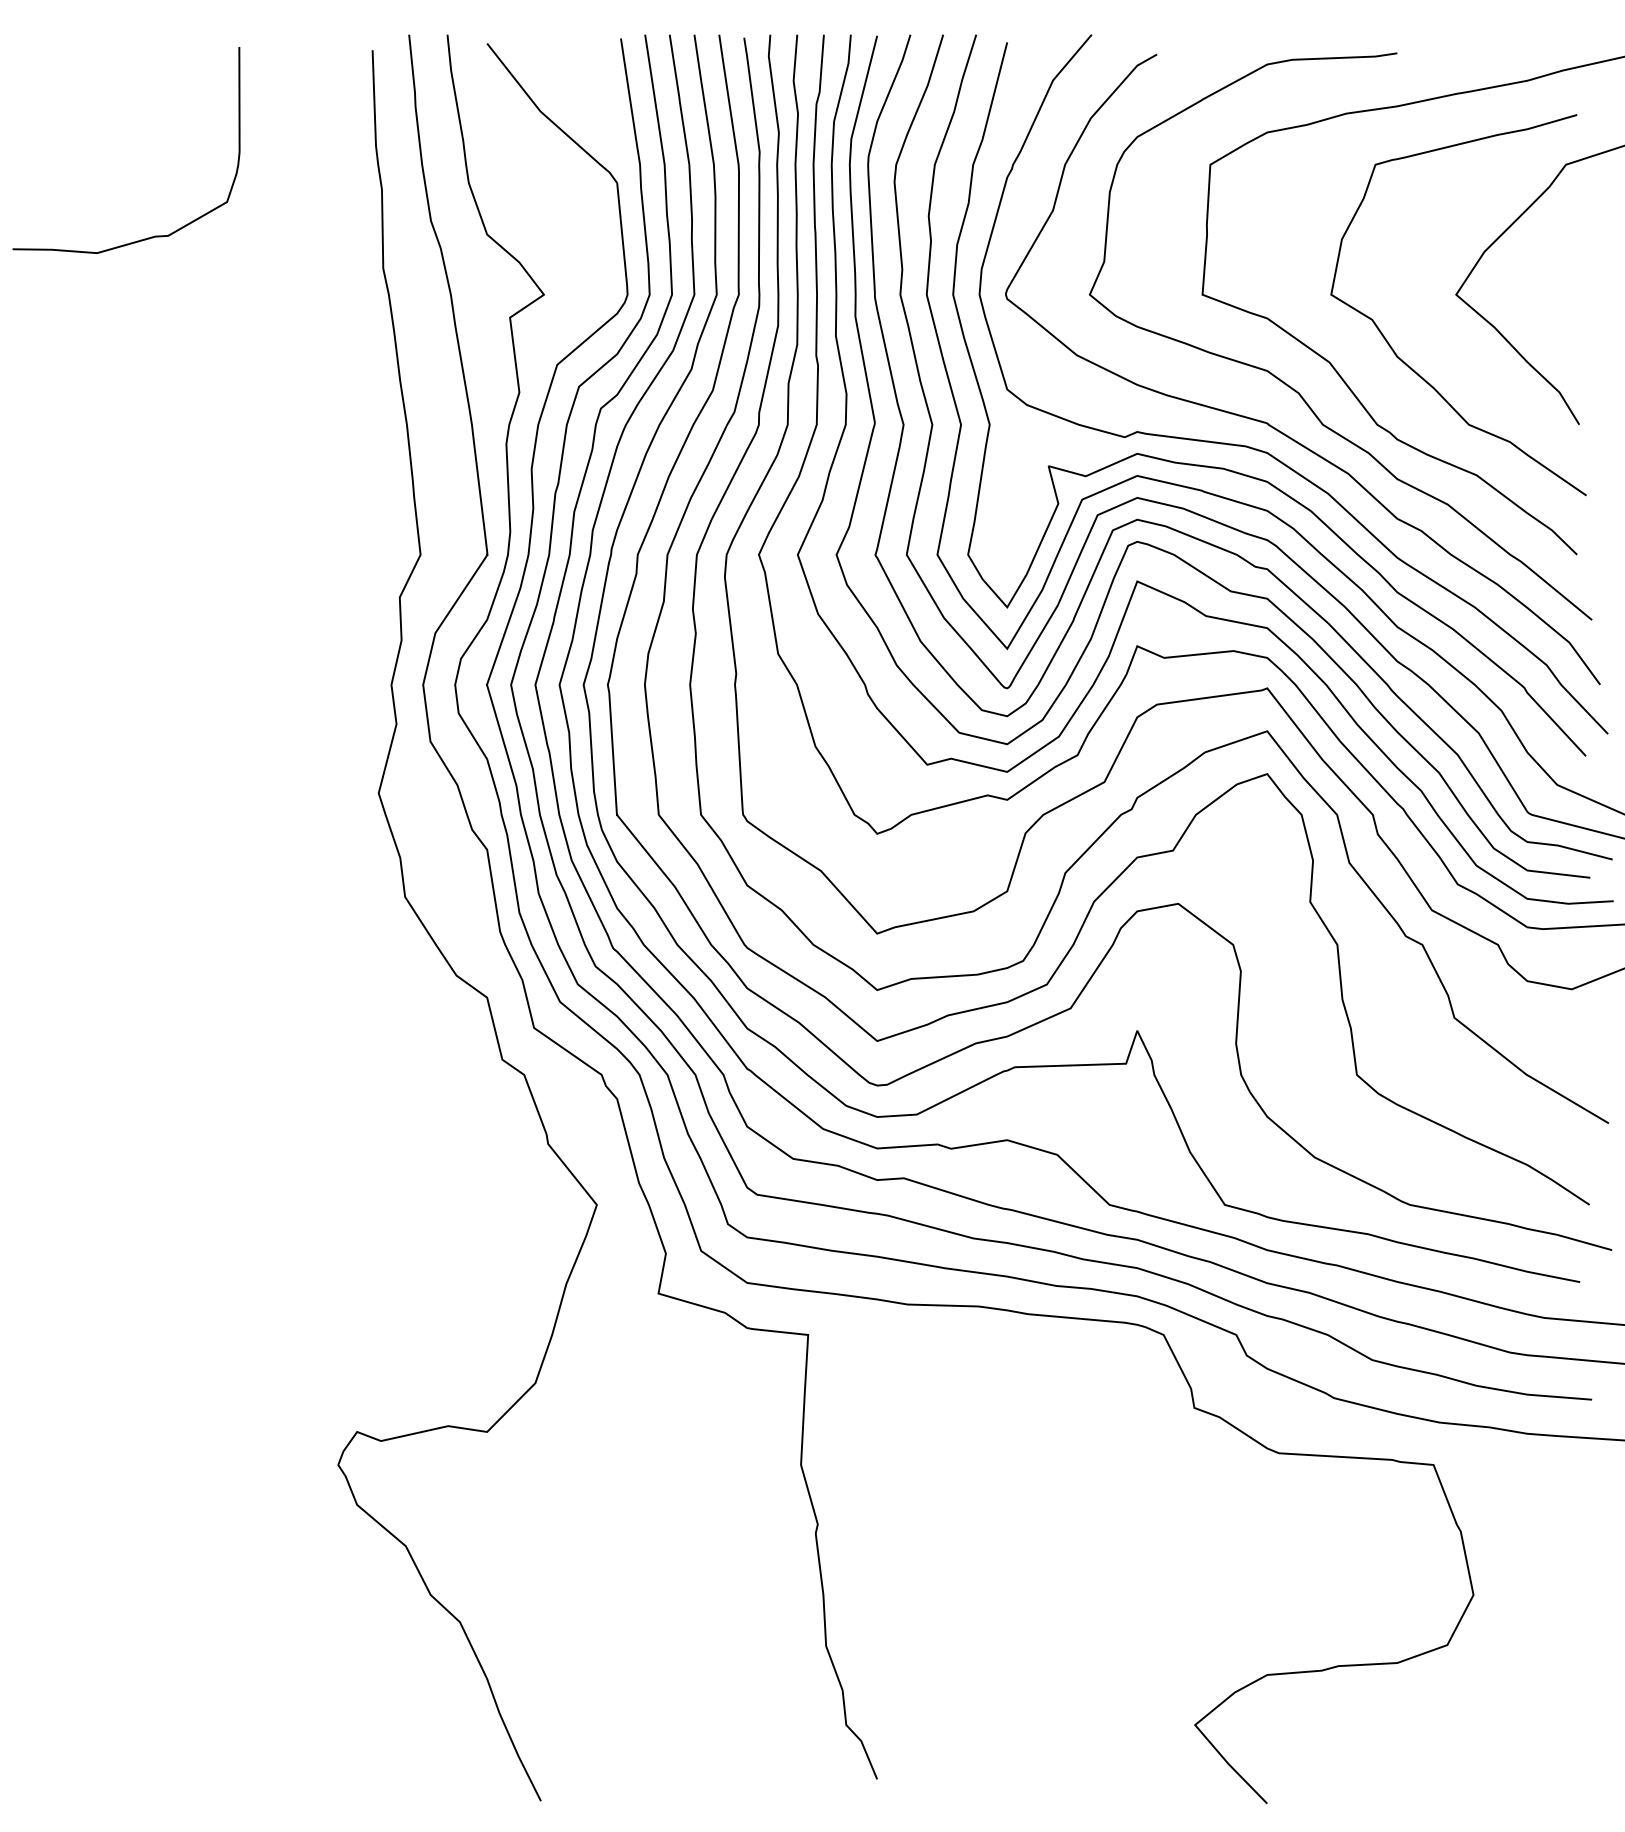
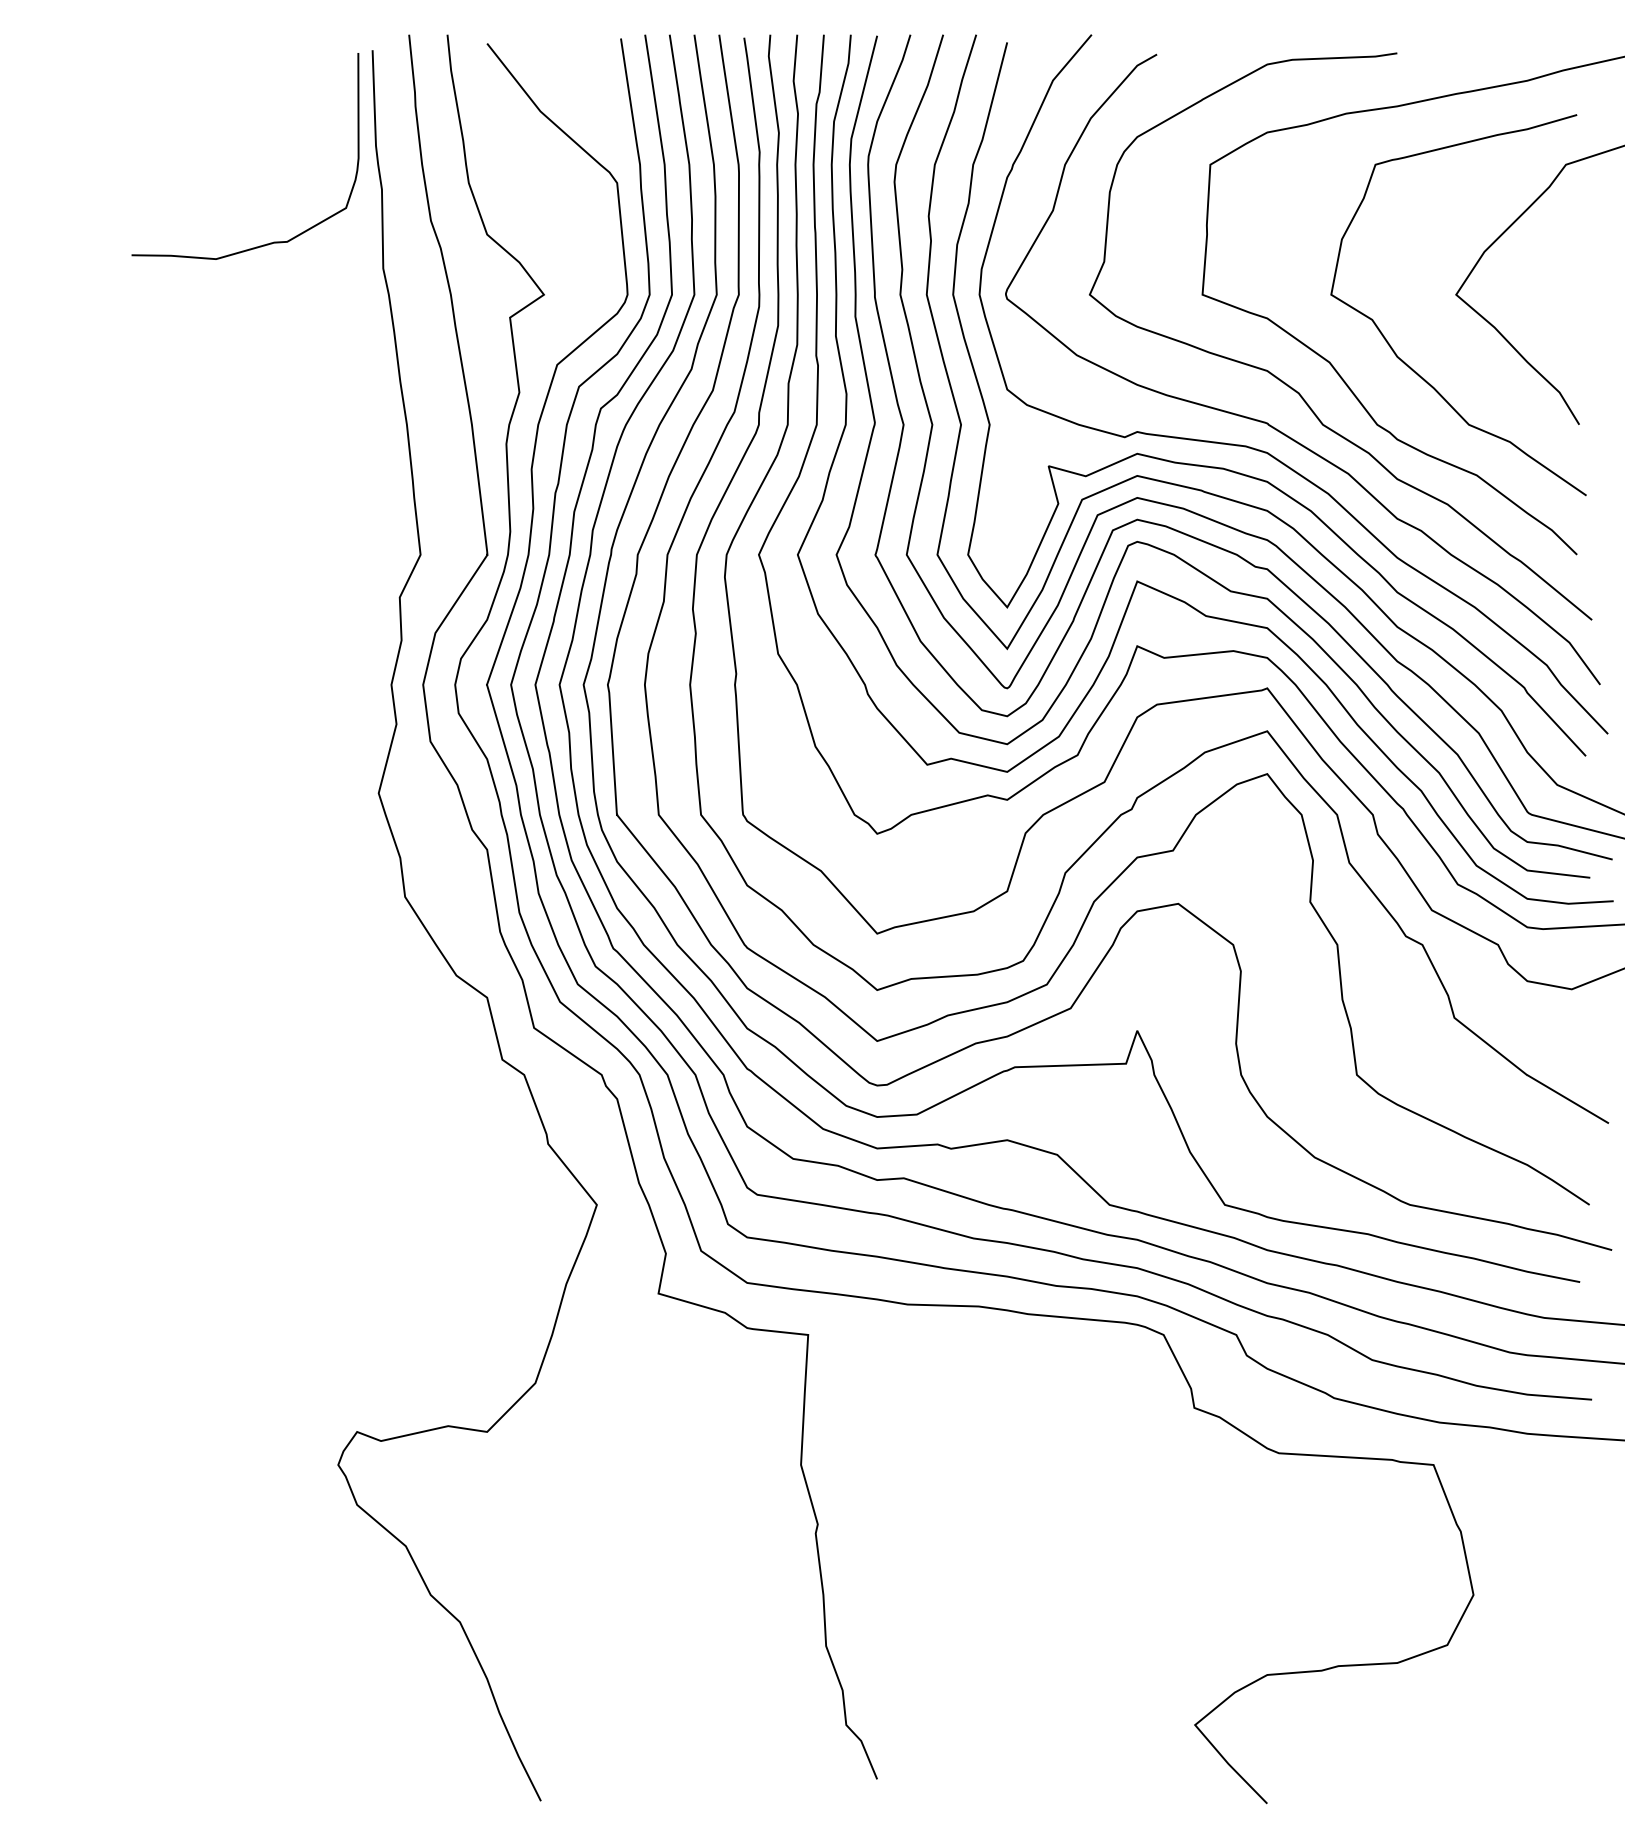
curve position: (154, 235) -> (273, 241) (273, 241)
